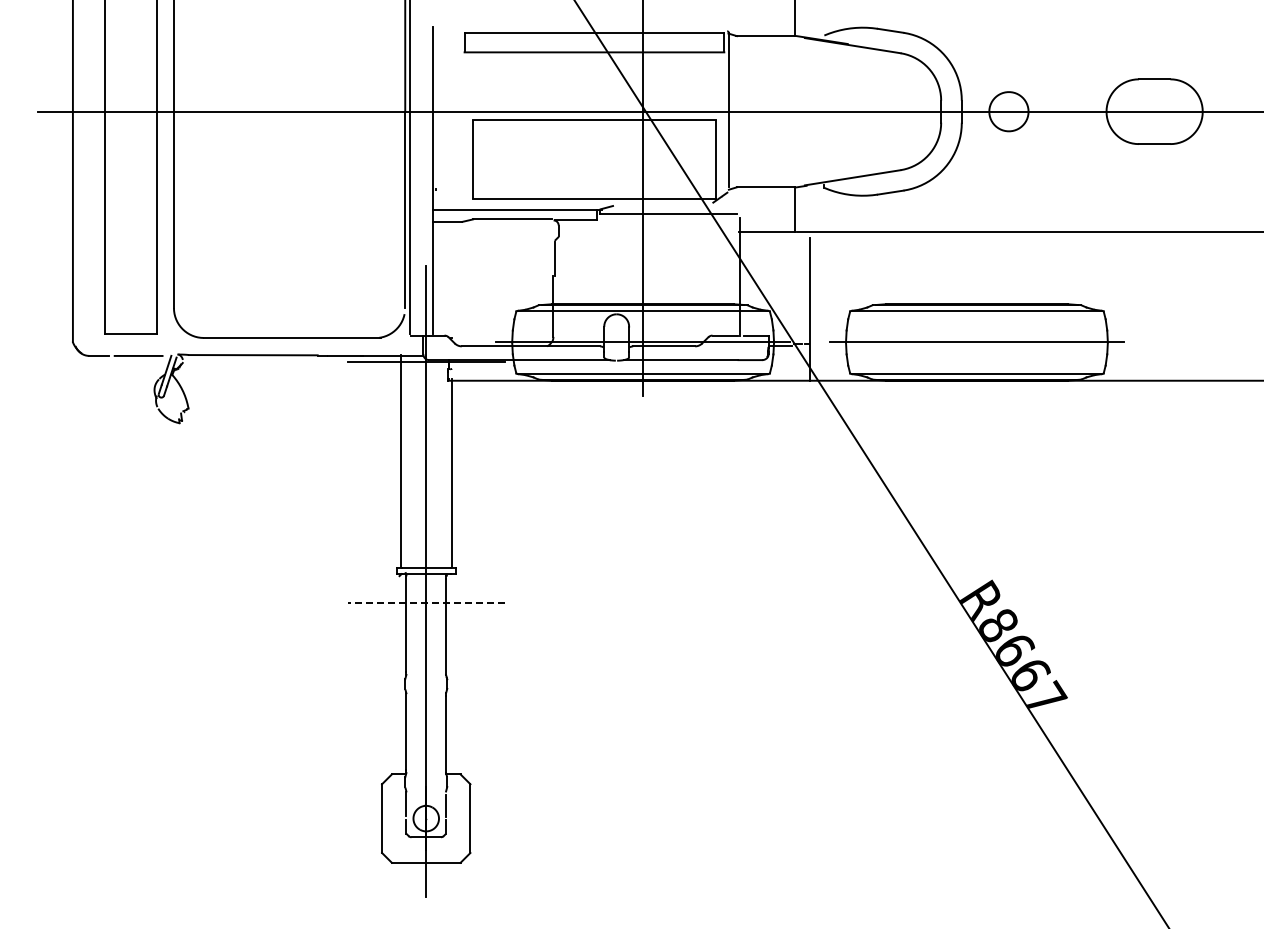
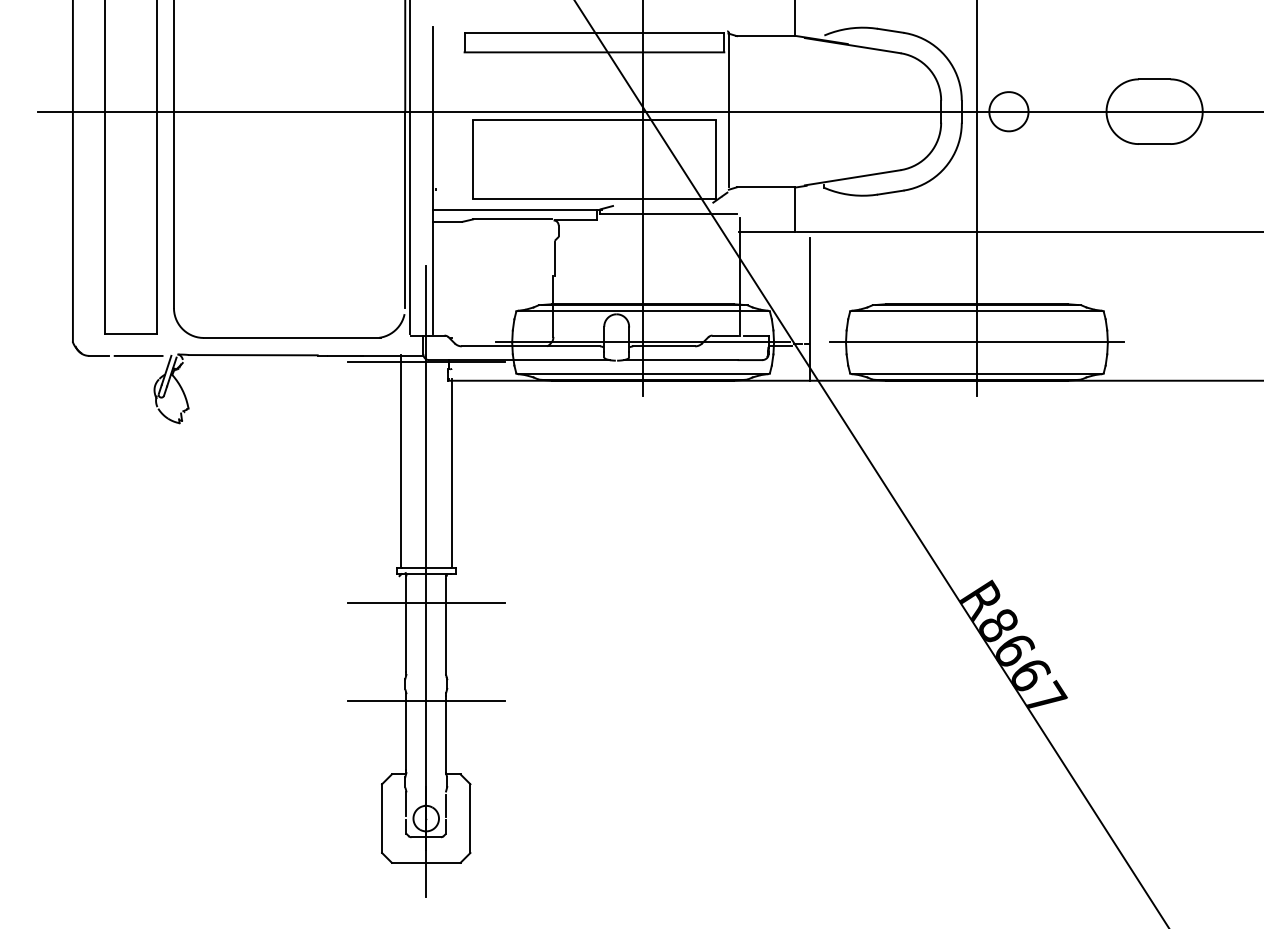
line: none -> present (976, 199)
line: dashed -> solid (426, 602)
line: none -> present (425, 700)
